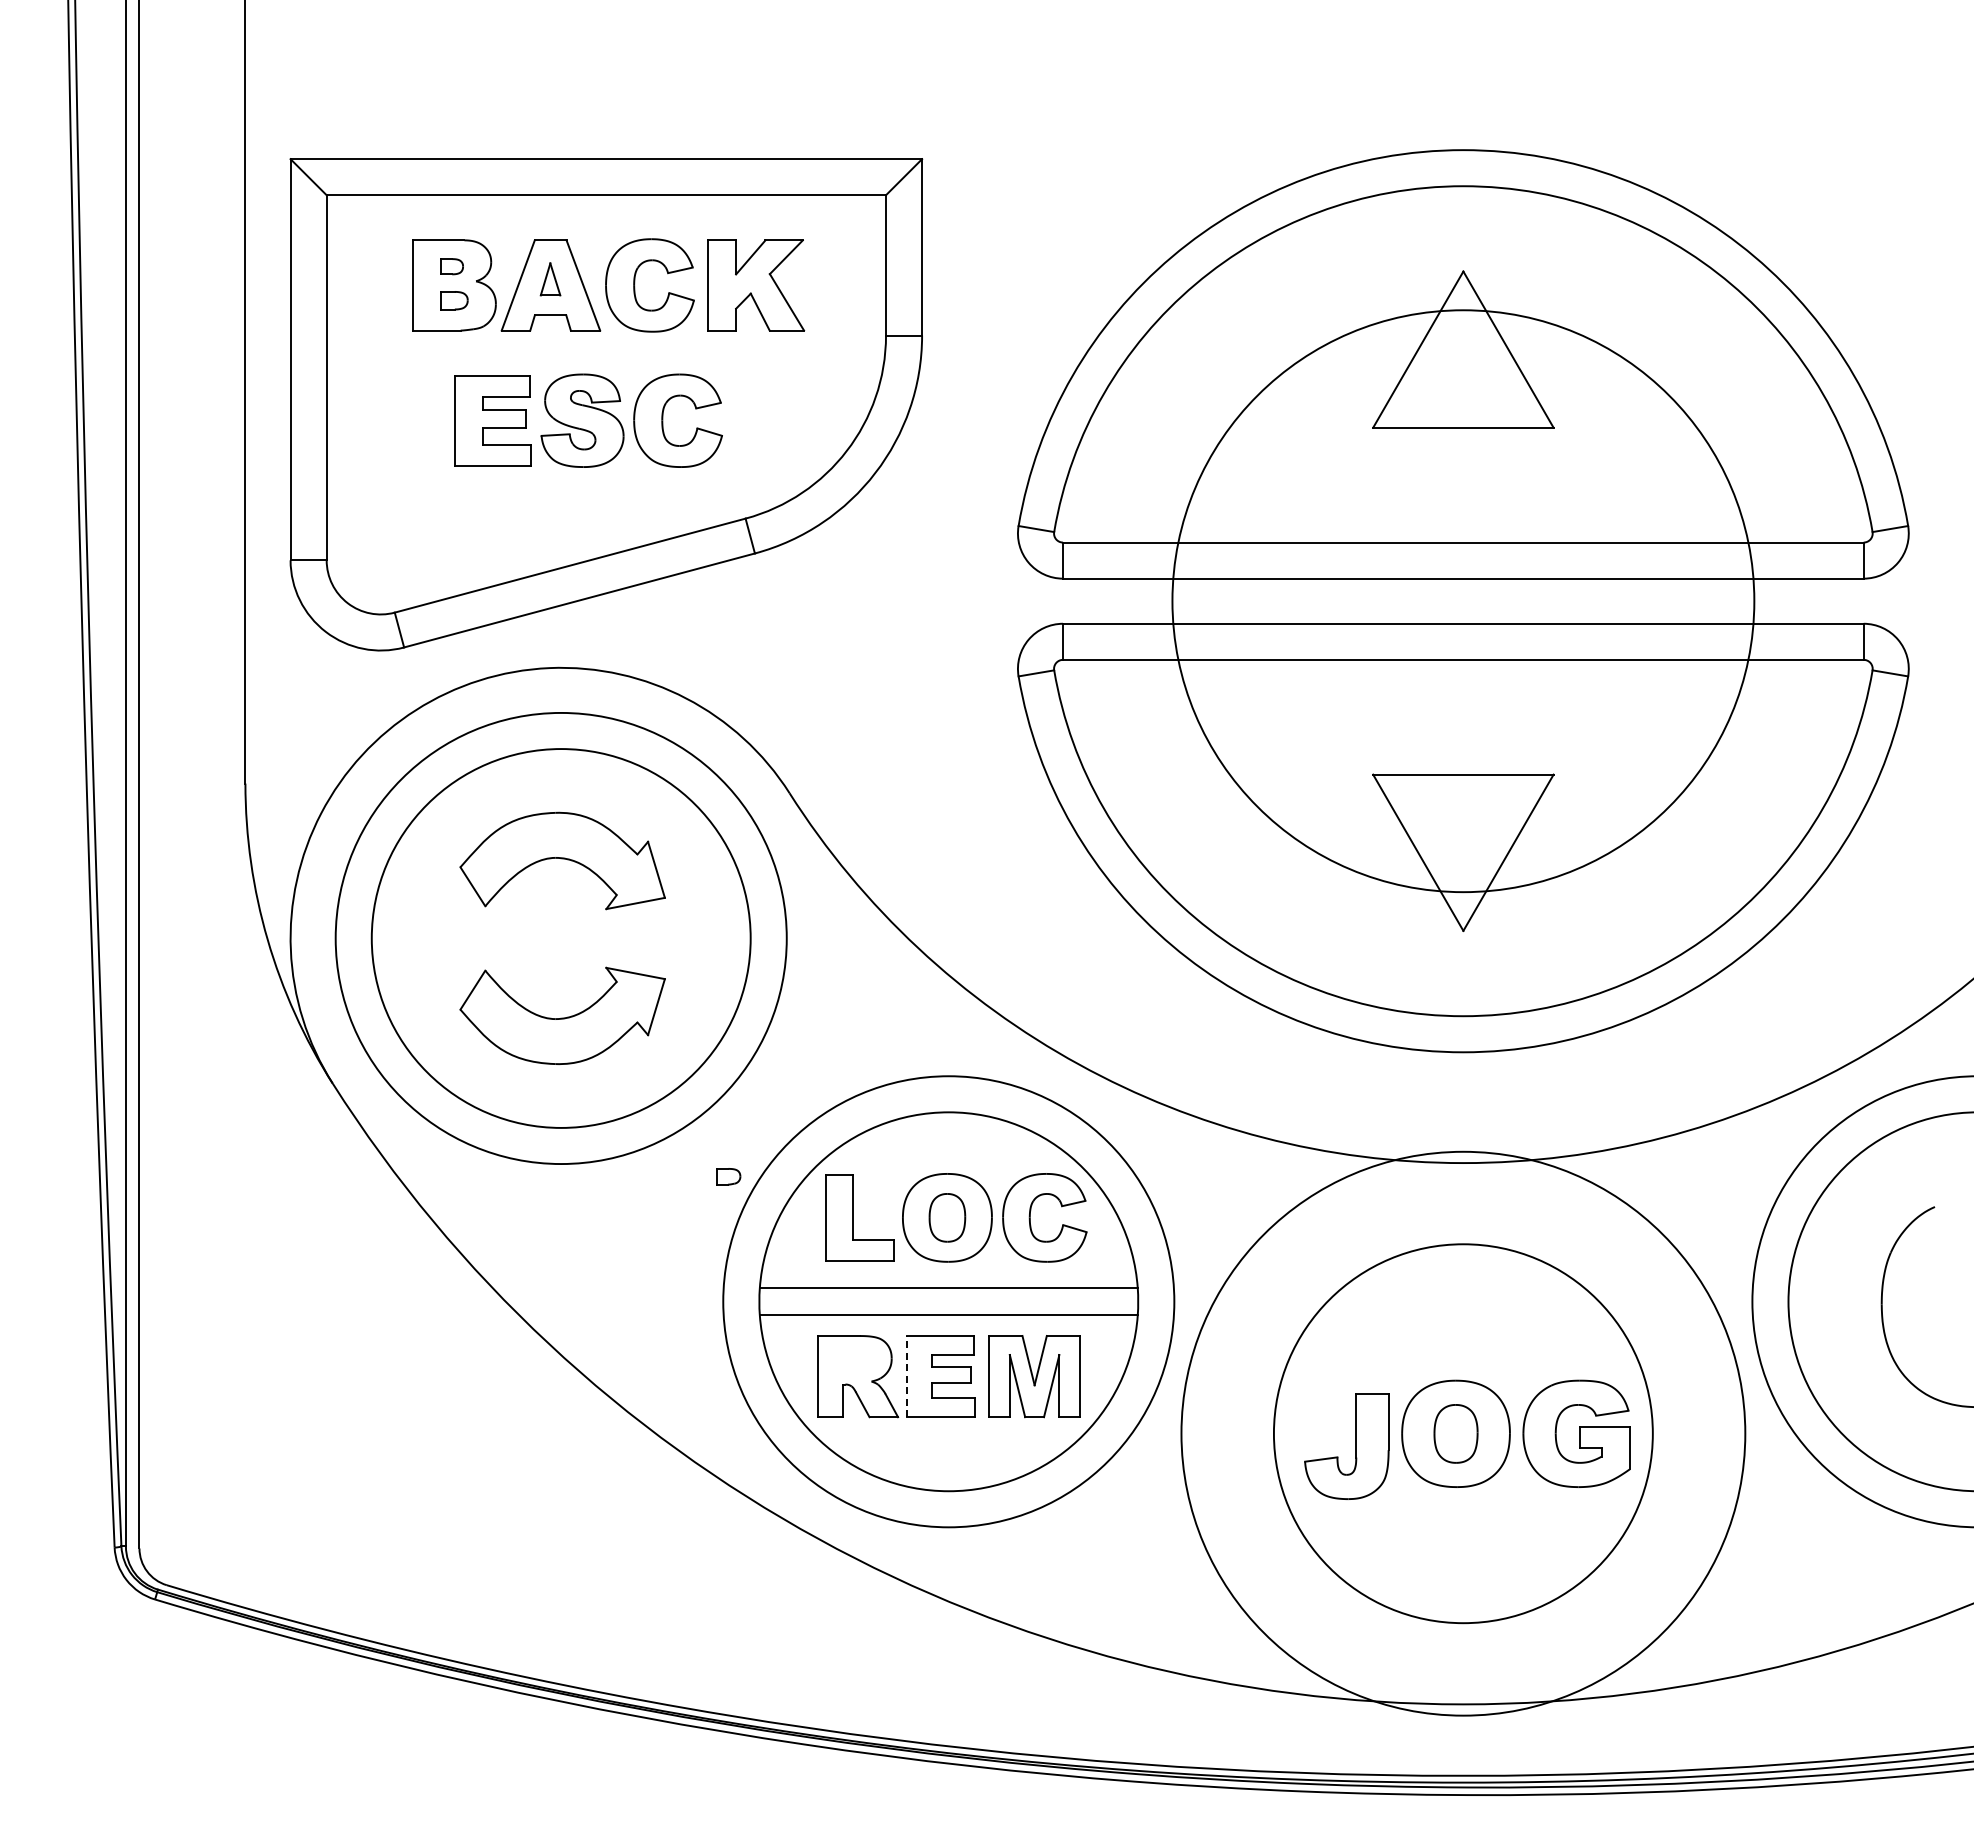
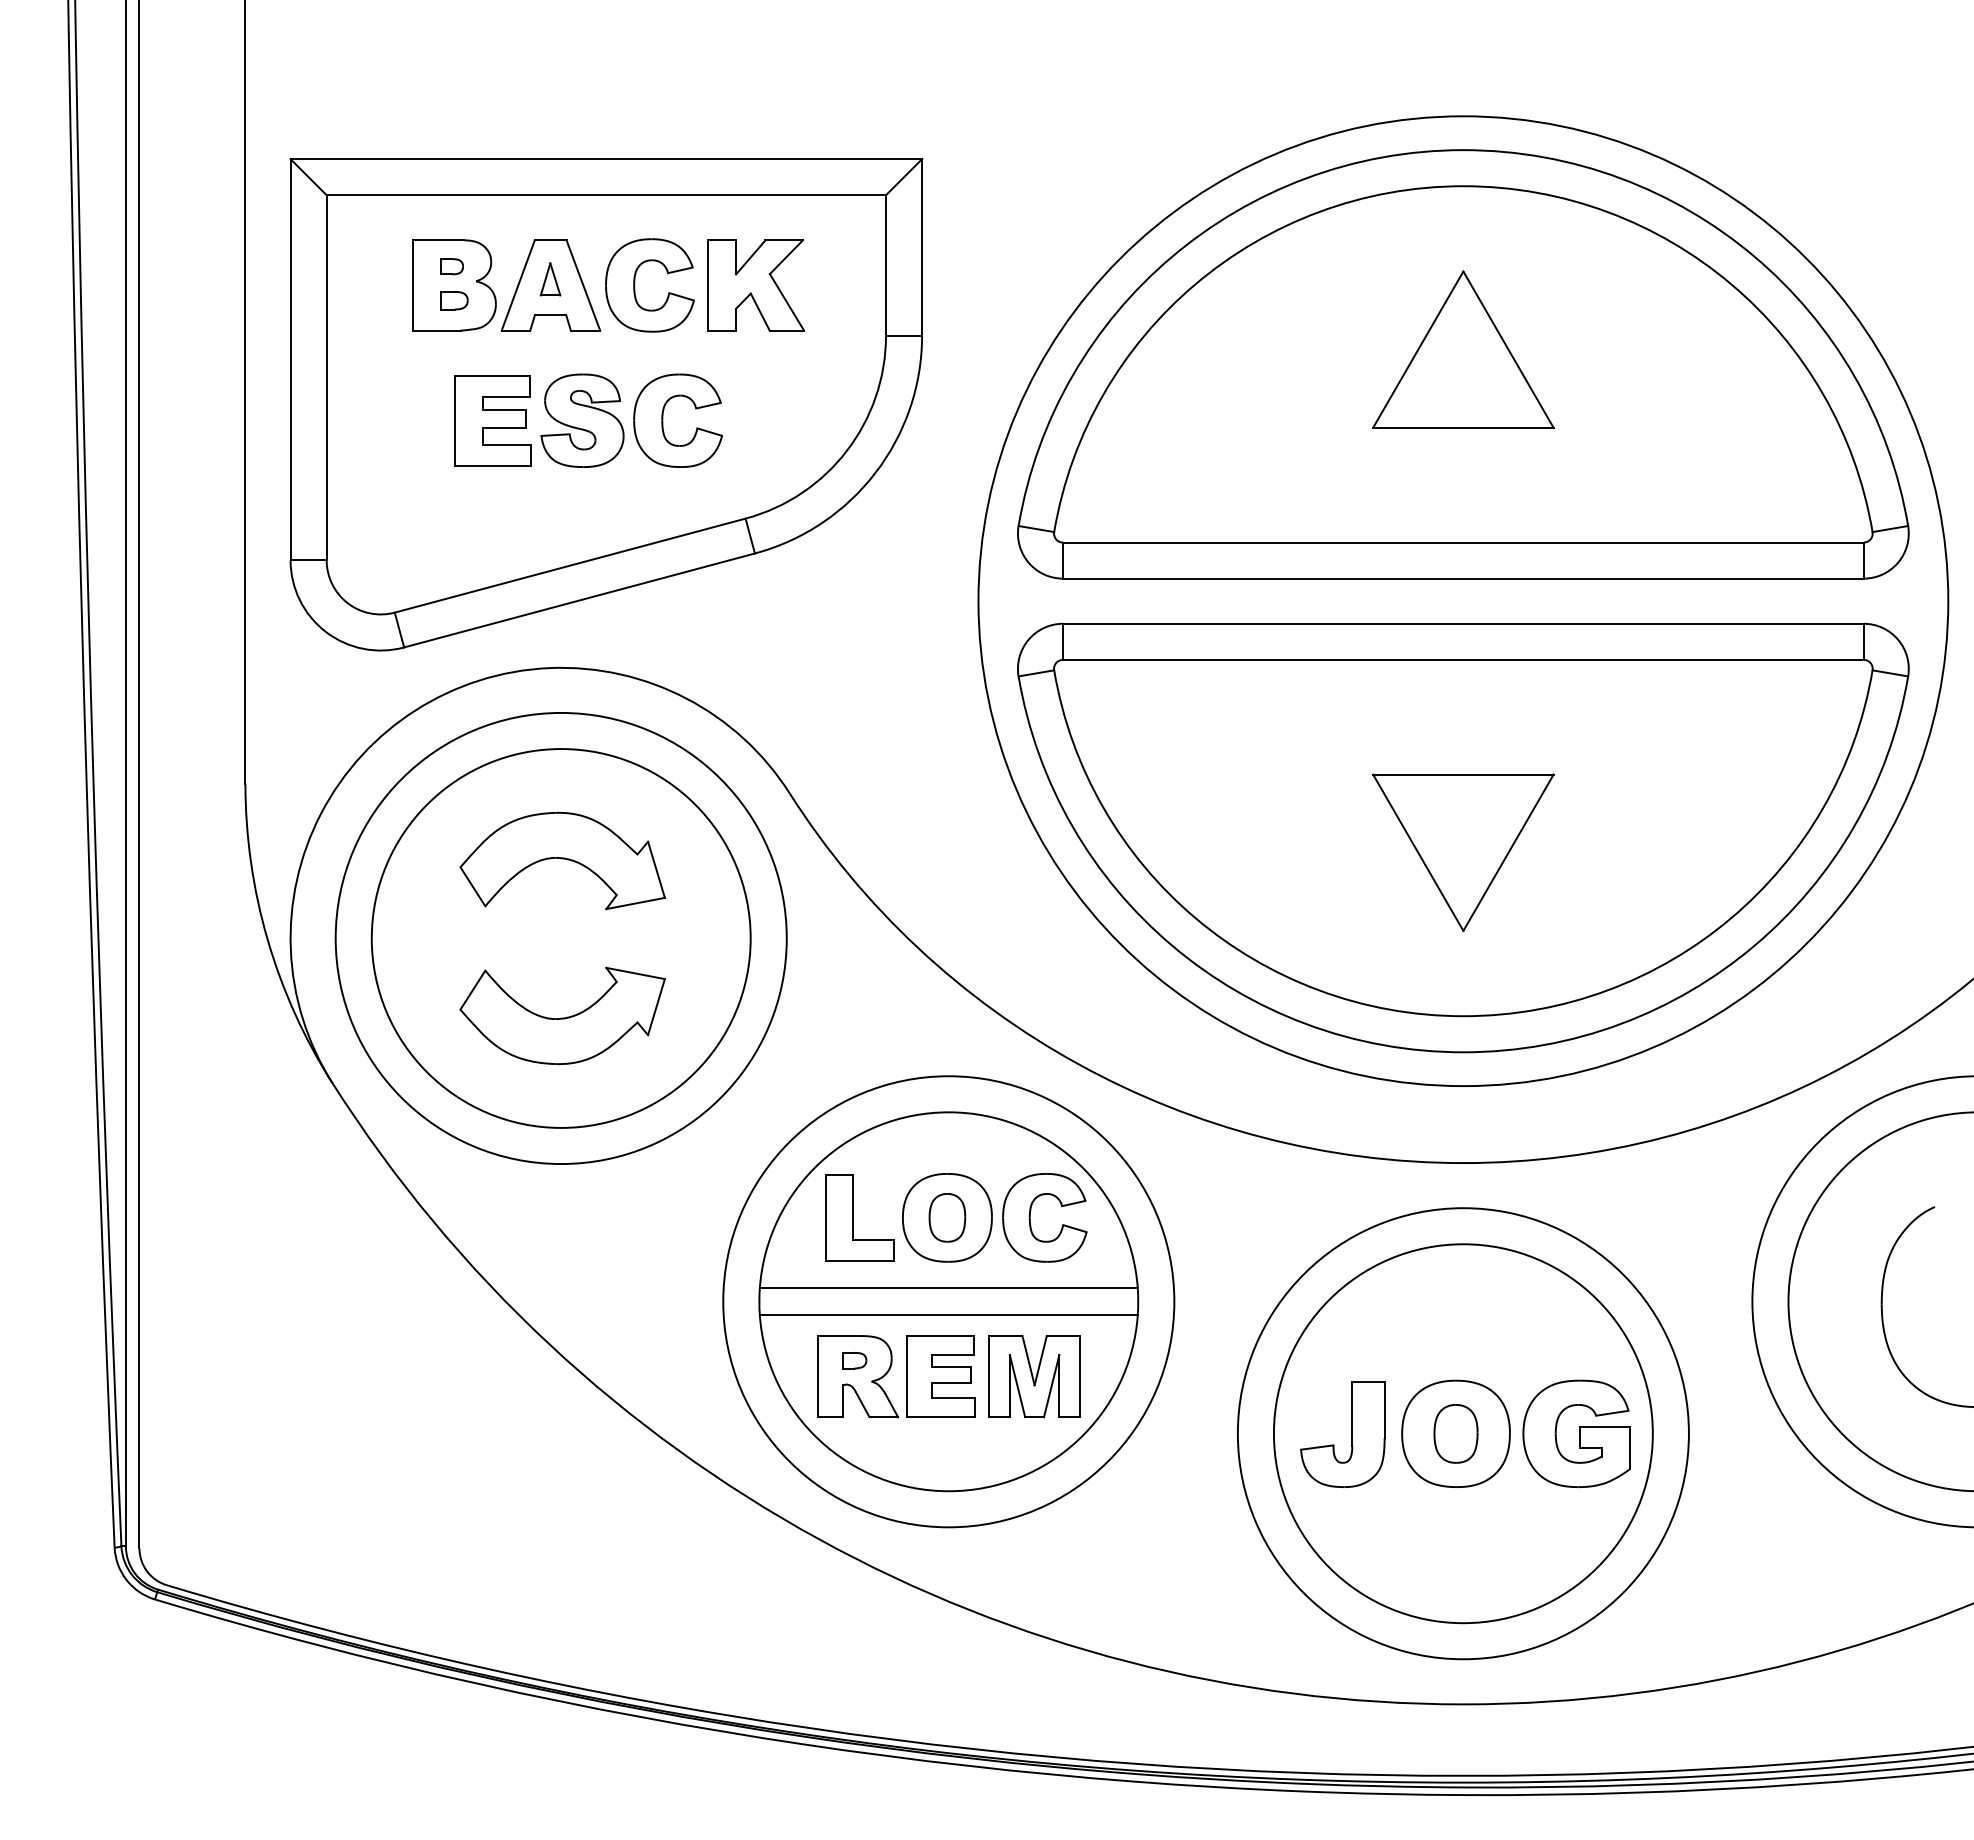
circle diameter: 582 px -> 970 px (1463, 601)
part position: (728, 1176) -> (854, 1360) (854, 1360)
line: dashed -> solid (906, 1376)
circle diameter: 564 px -> 451 px (1462, 1433)
part position: (1355, 1446) -> (1351, 1434) (1351, 1434)
